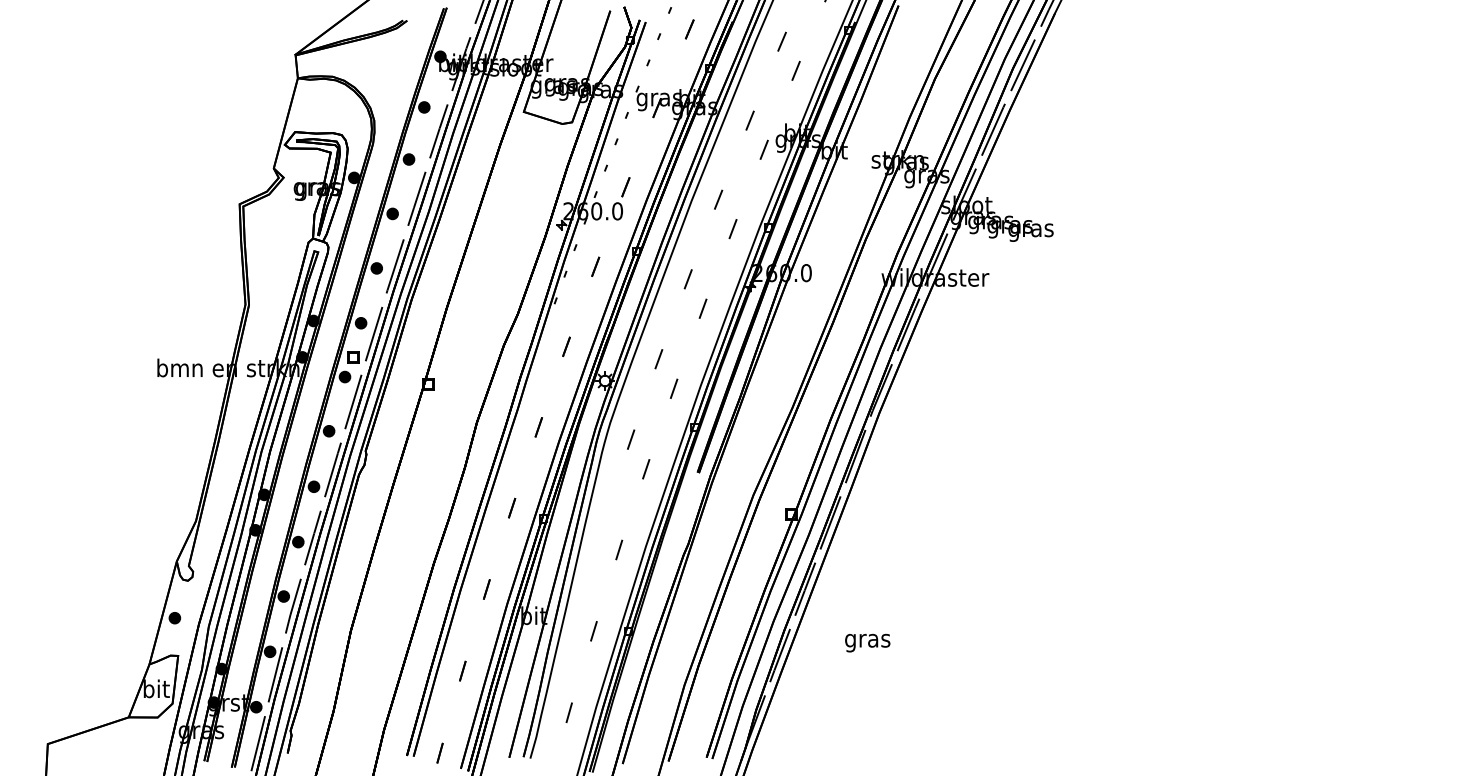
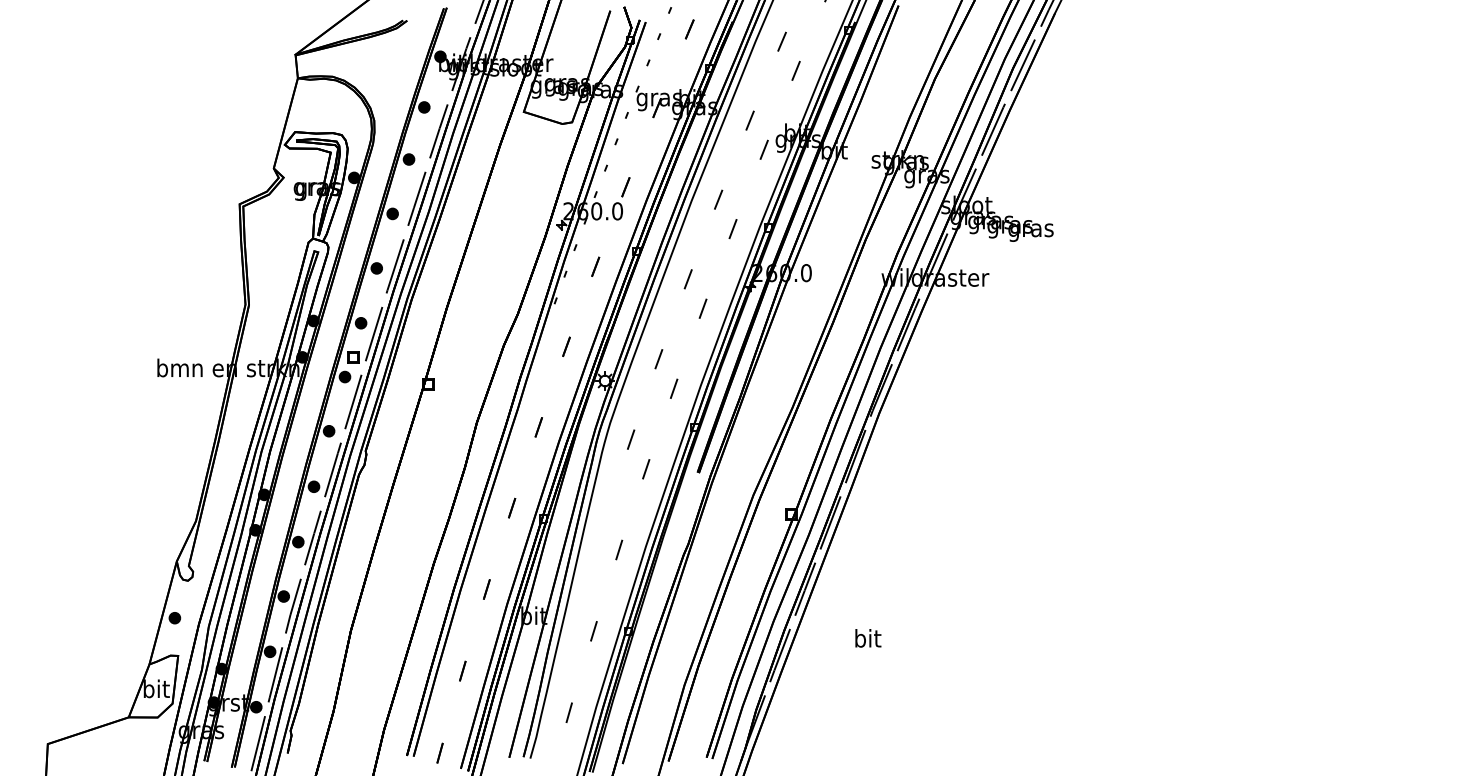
text: gras -> bit (867, 640)
